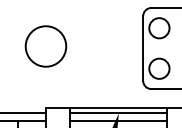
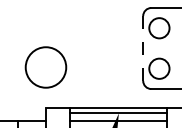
circle position: (45, 46) -> (45, 67) (45, 67)
line: solid -> dashed (143, 48)
line: present -> none (23, 113)
